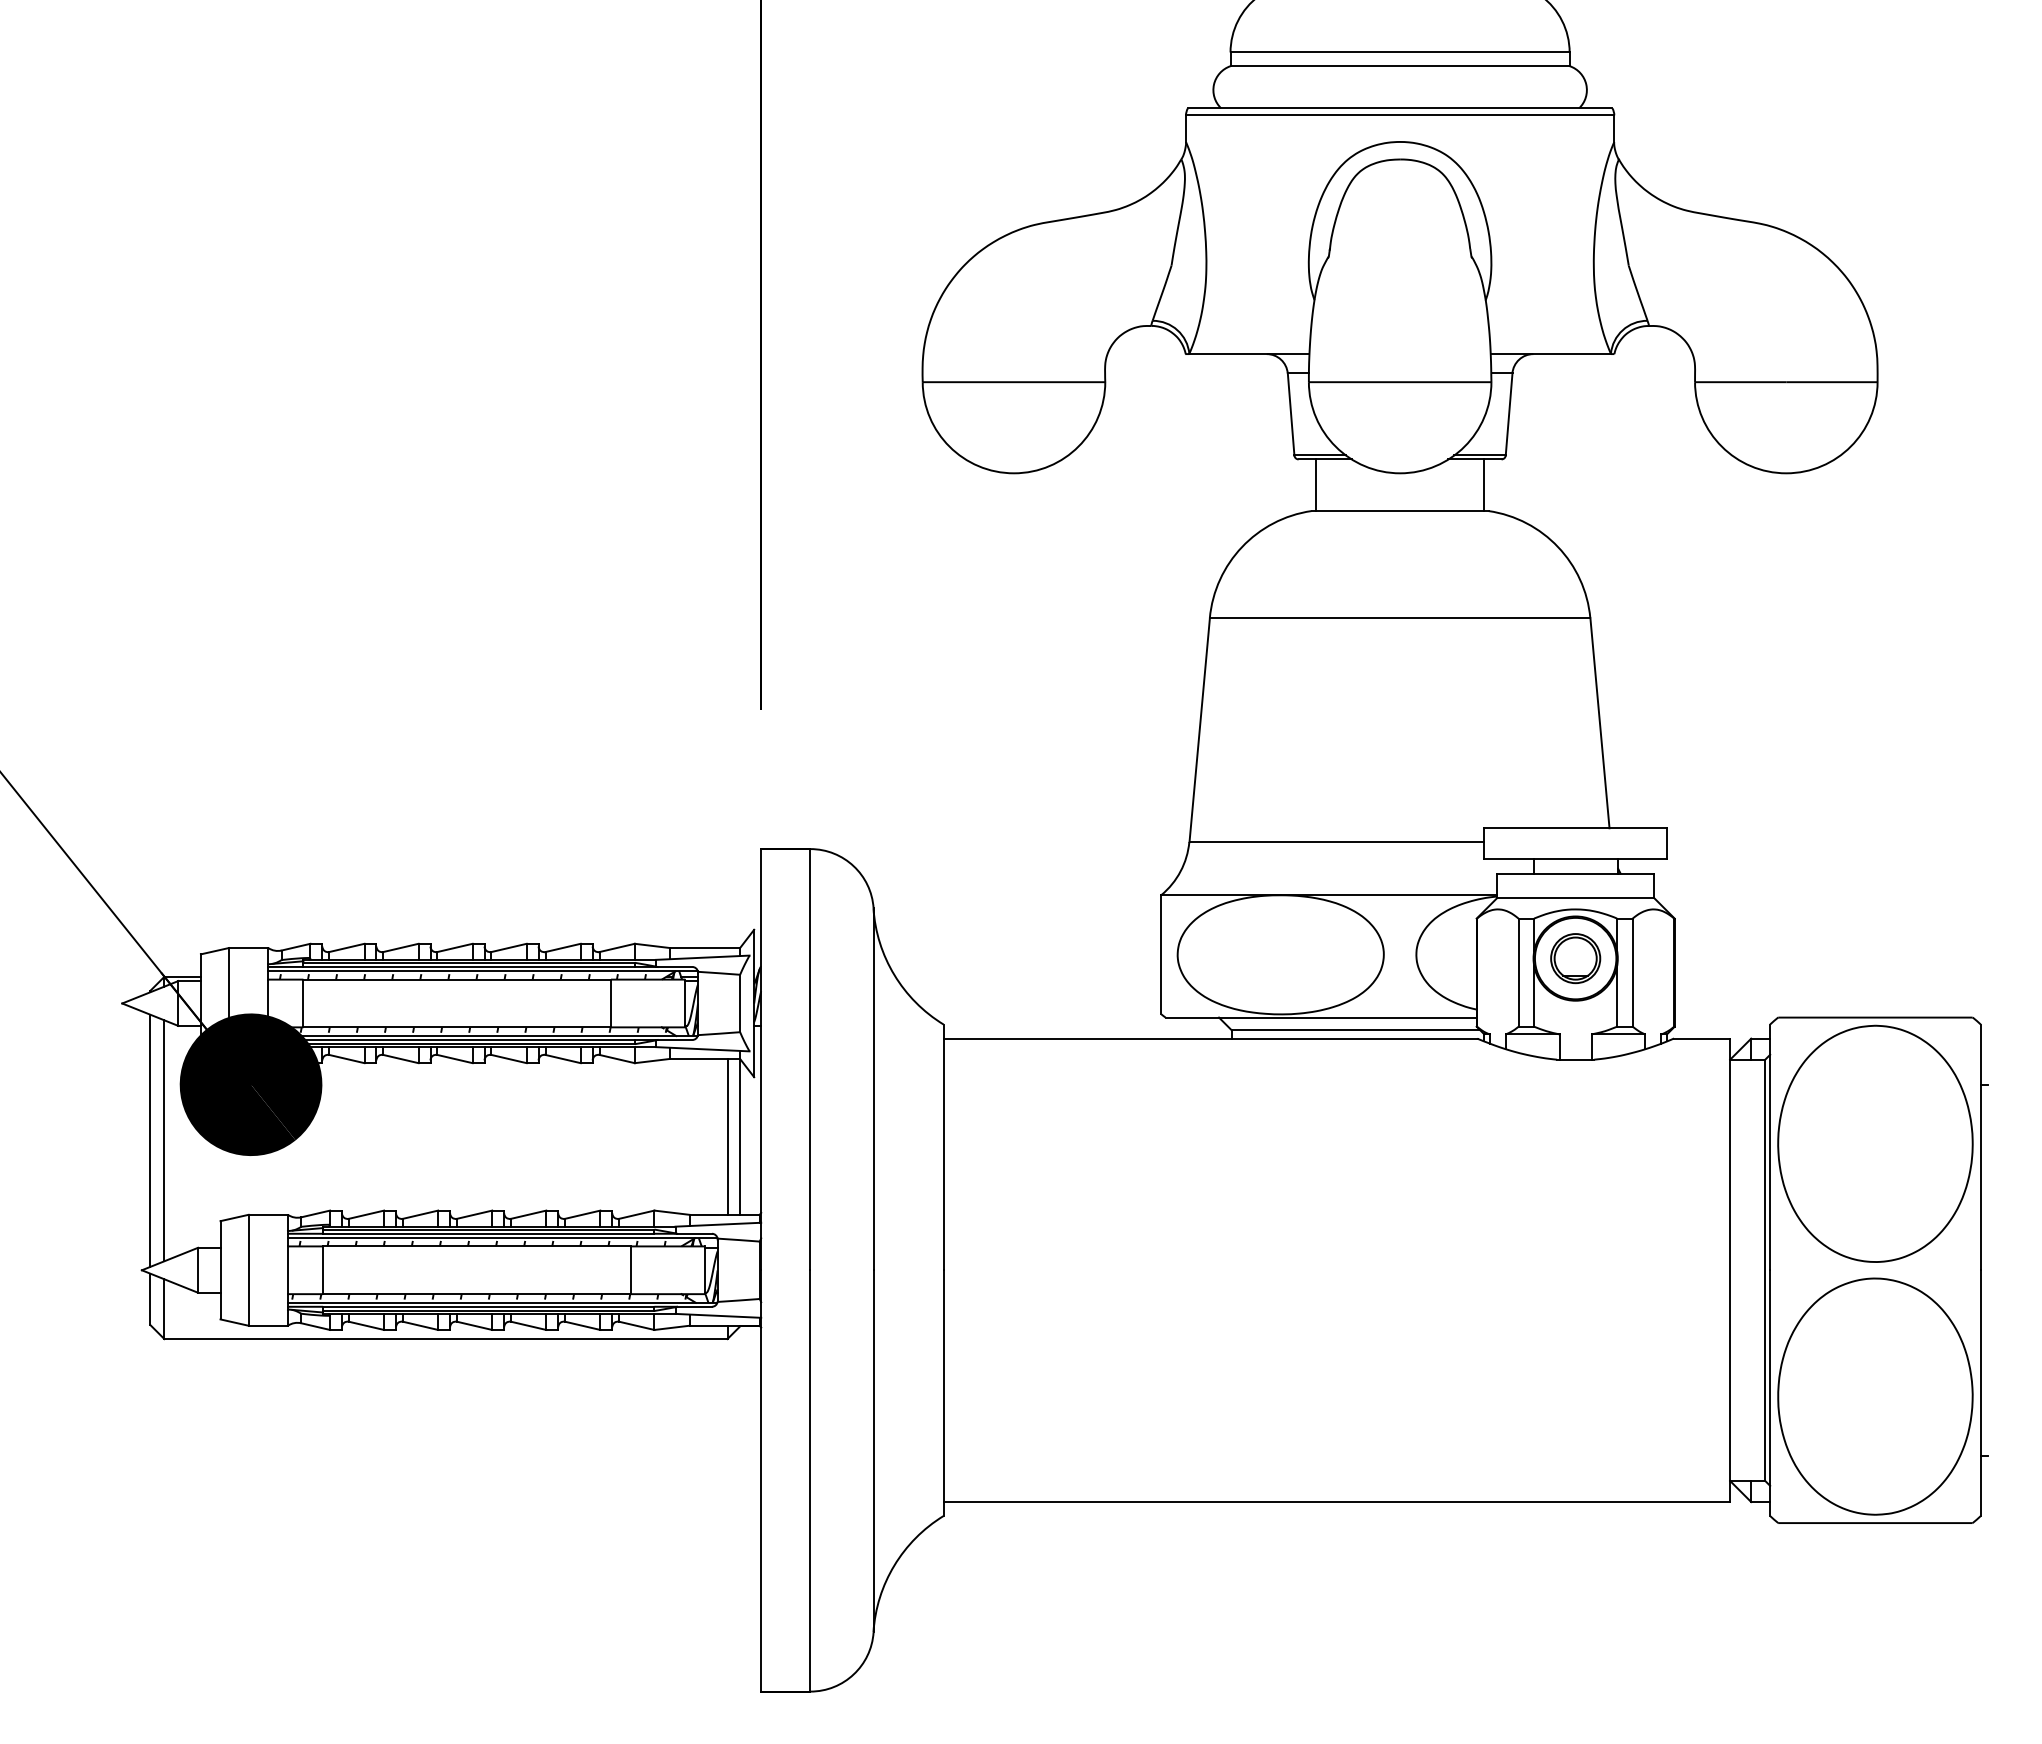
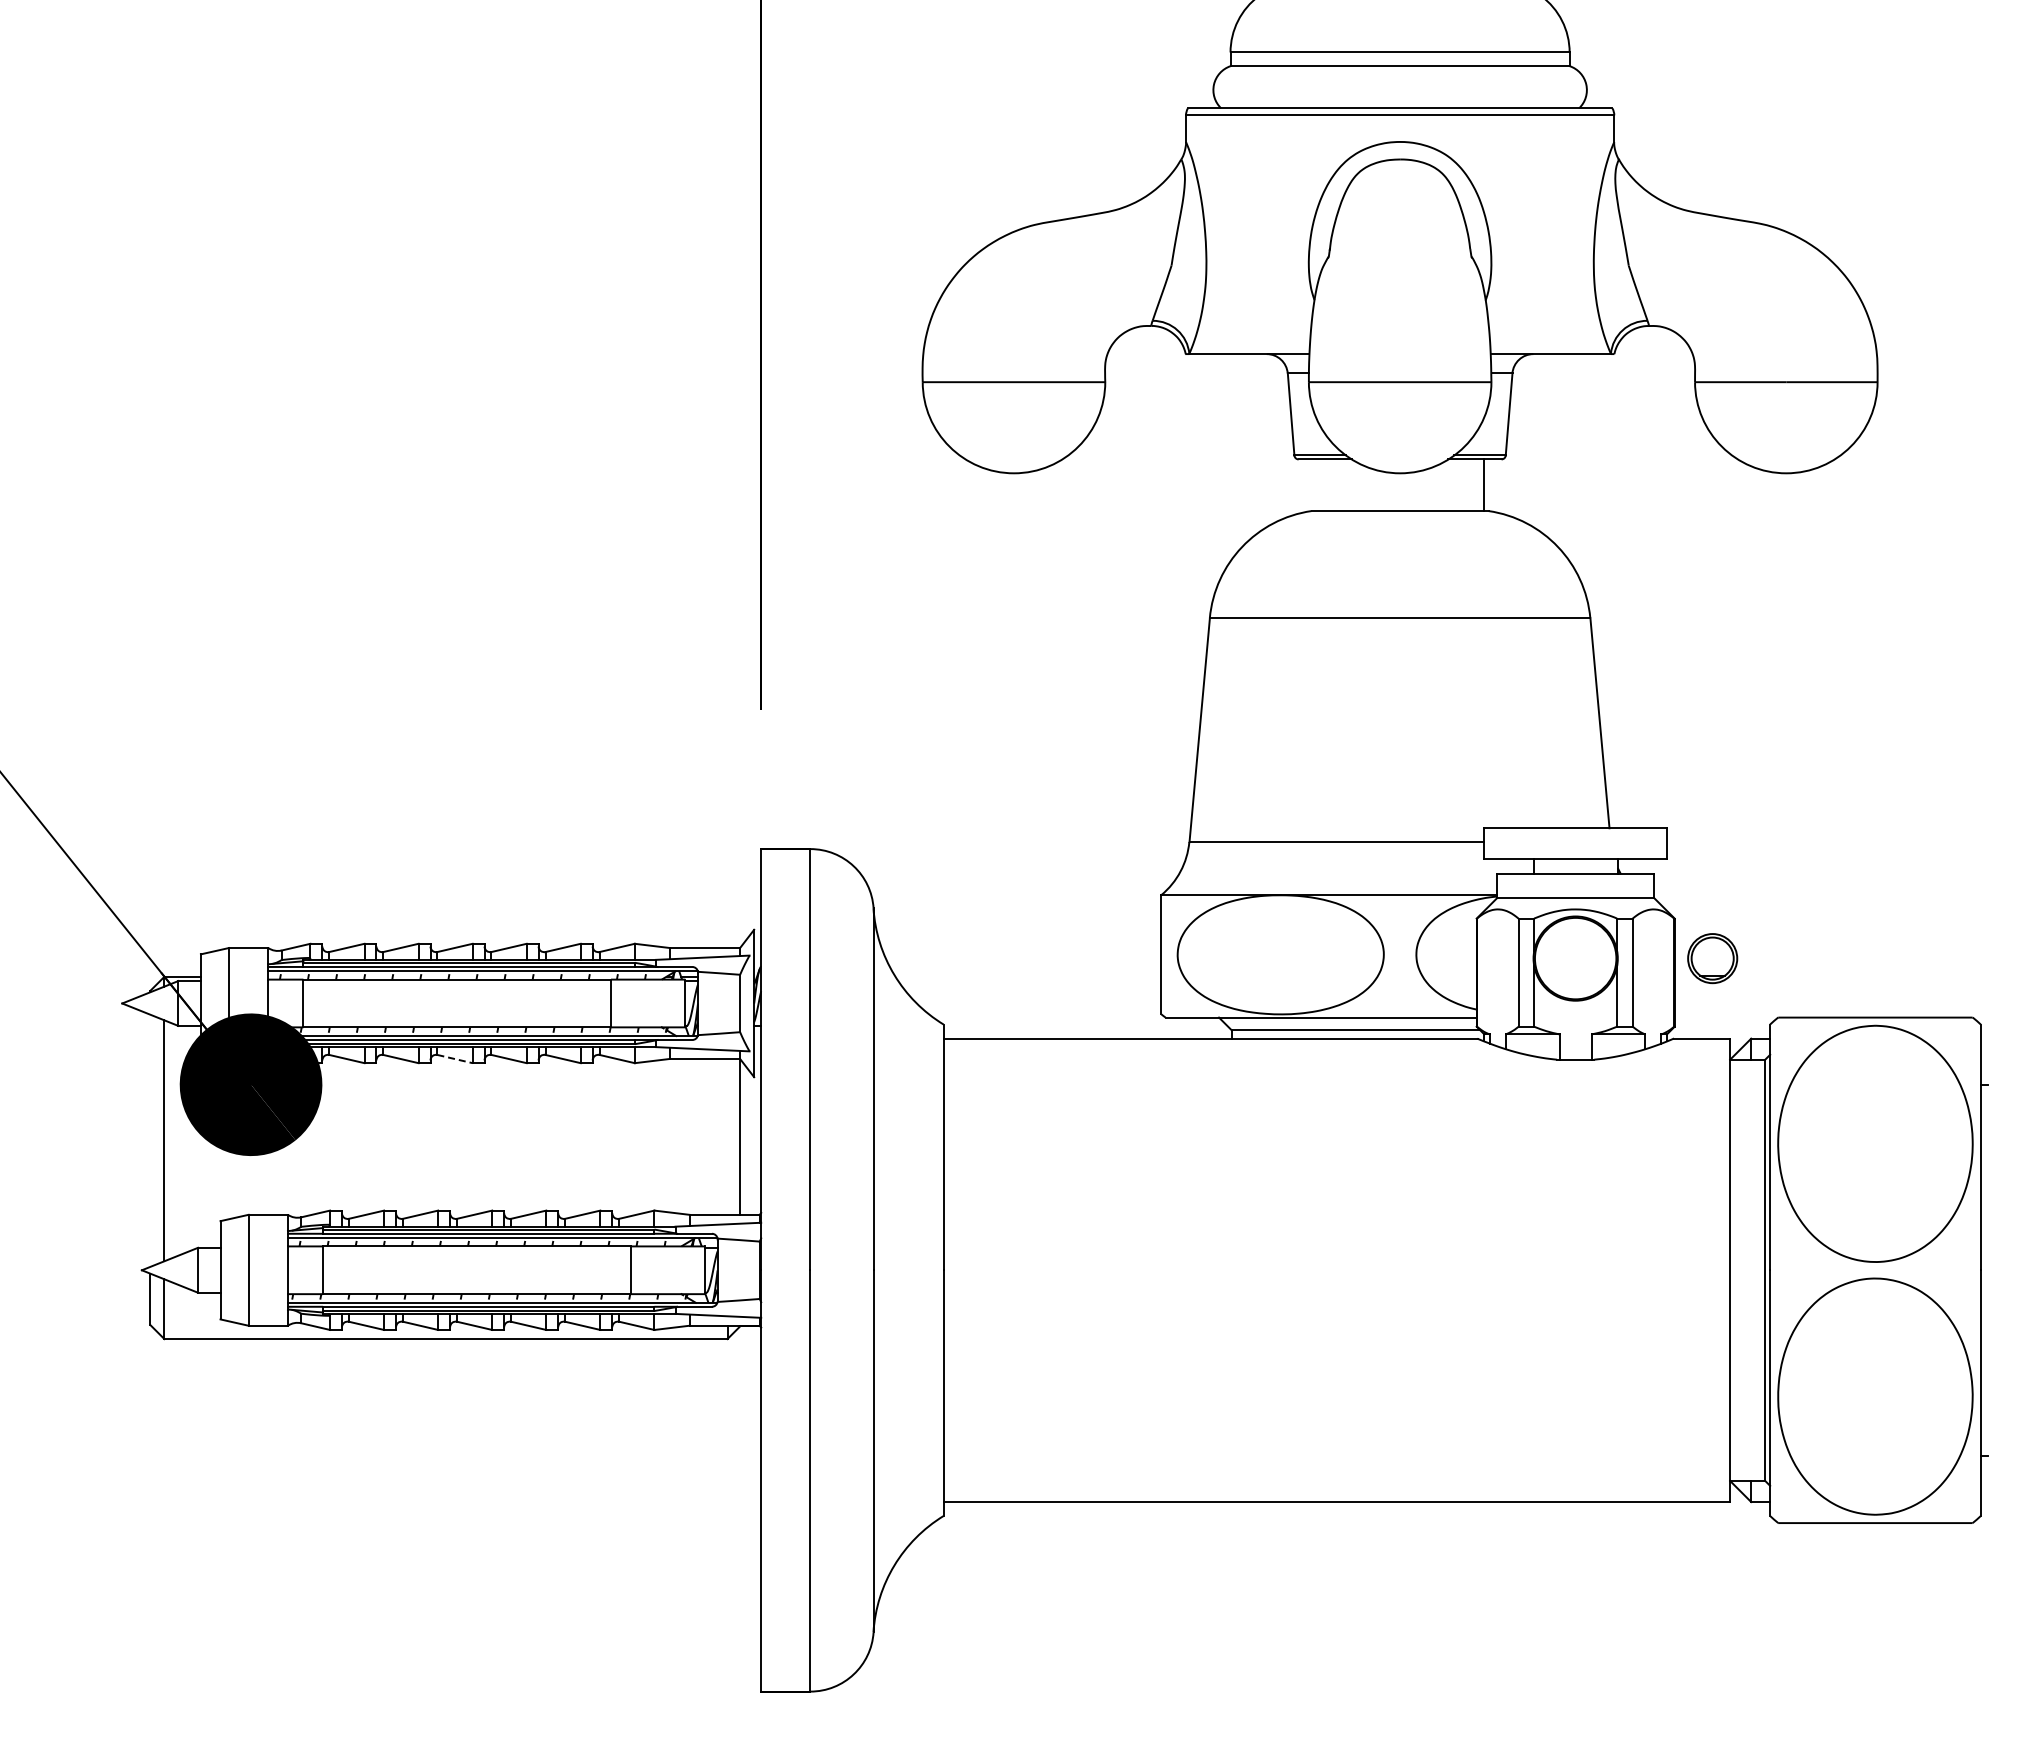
line: present -> none (1315, 484)
part position: (1575, 958) -> (1712, 958) (1712, 958)
line: solid -> dashed (455, 1059)
line: present -> none (727, 1136)
line: present -> none (150, 1140)
